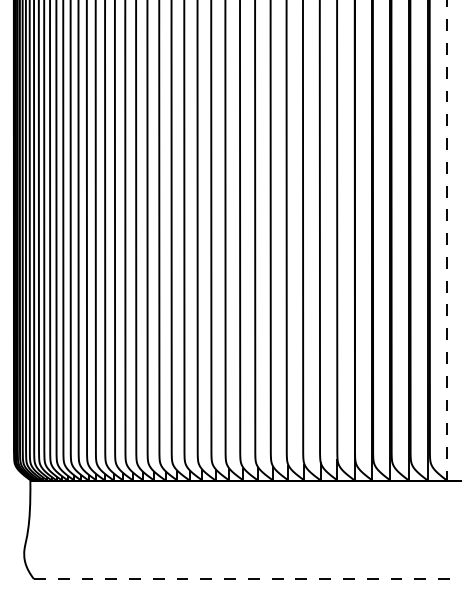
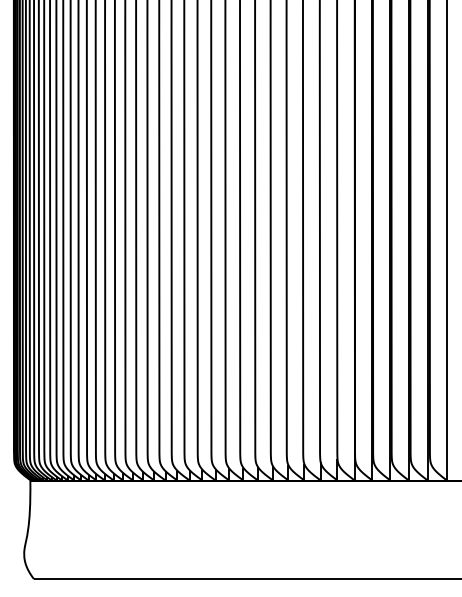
line: dashed -> solid (446, 240)
line: dashed -> solid (247, 579)
